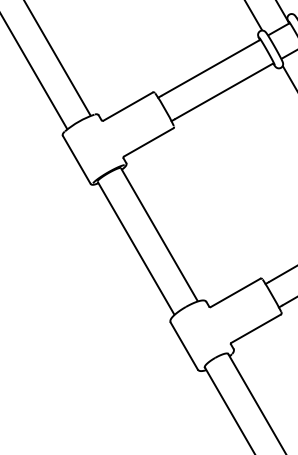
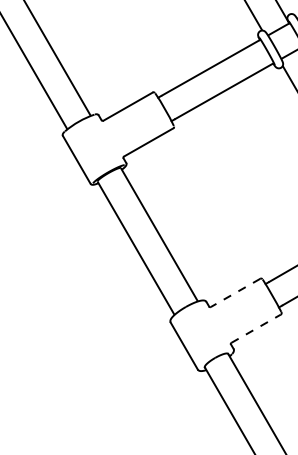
line: solid -> dashed (235, 292)
line: solid -> dashed (256, 328)
